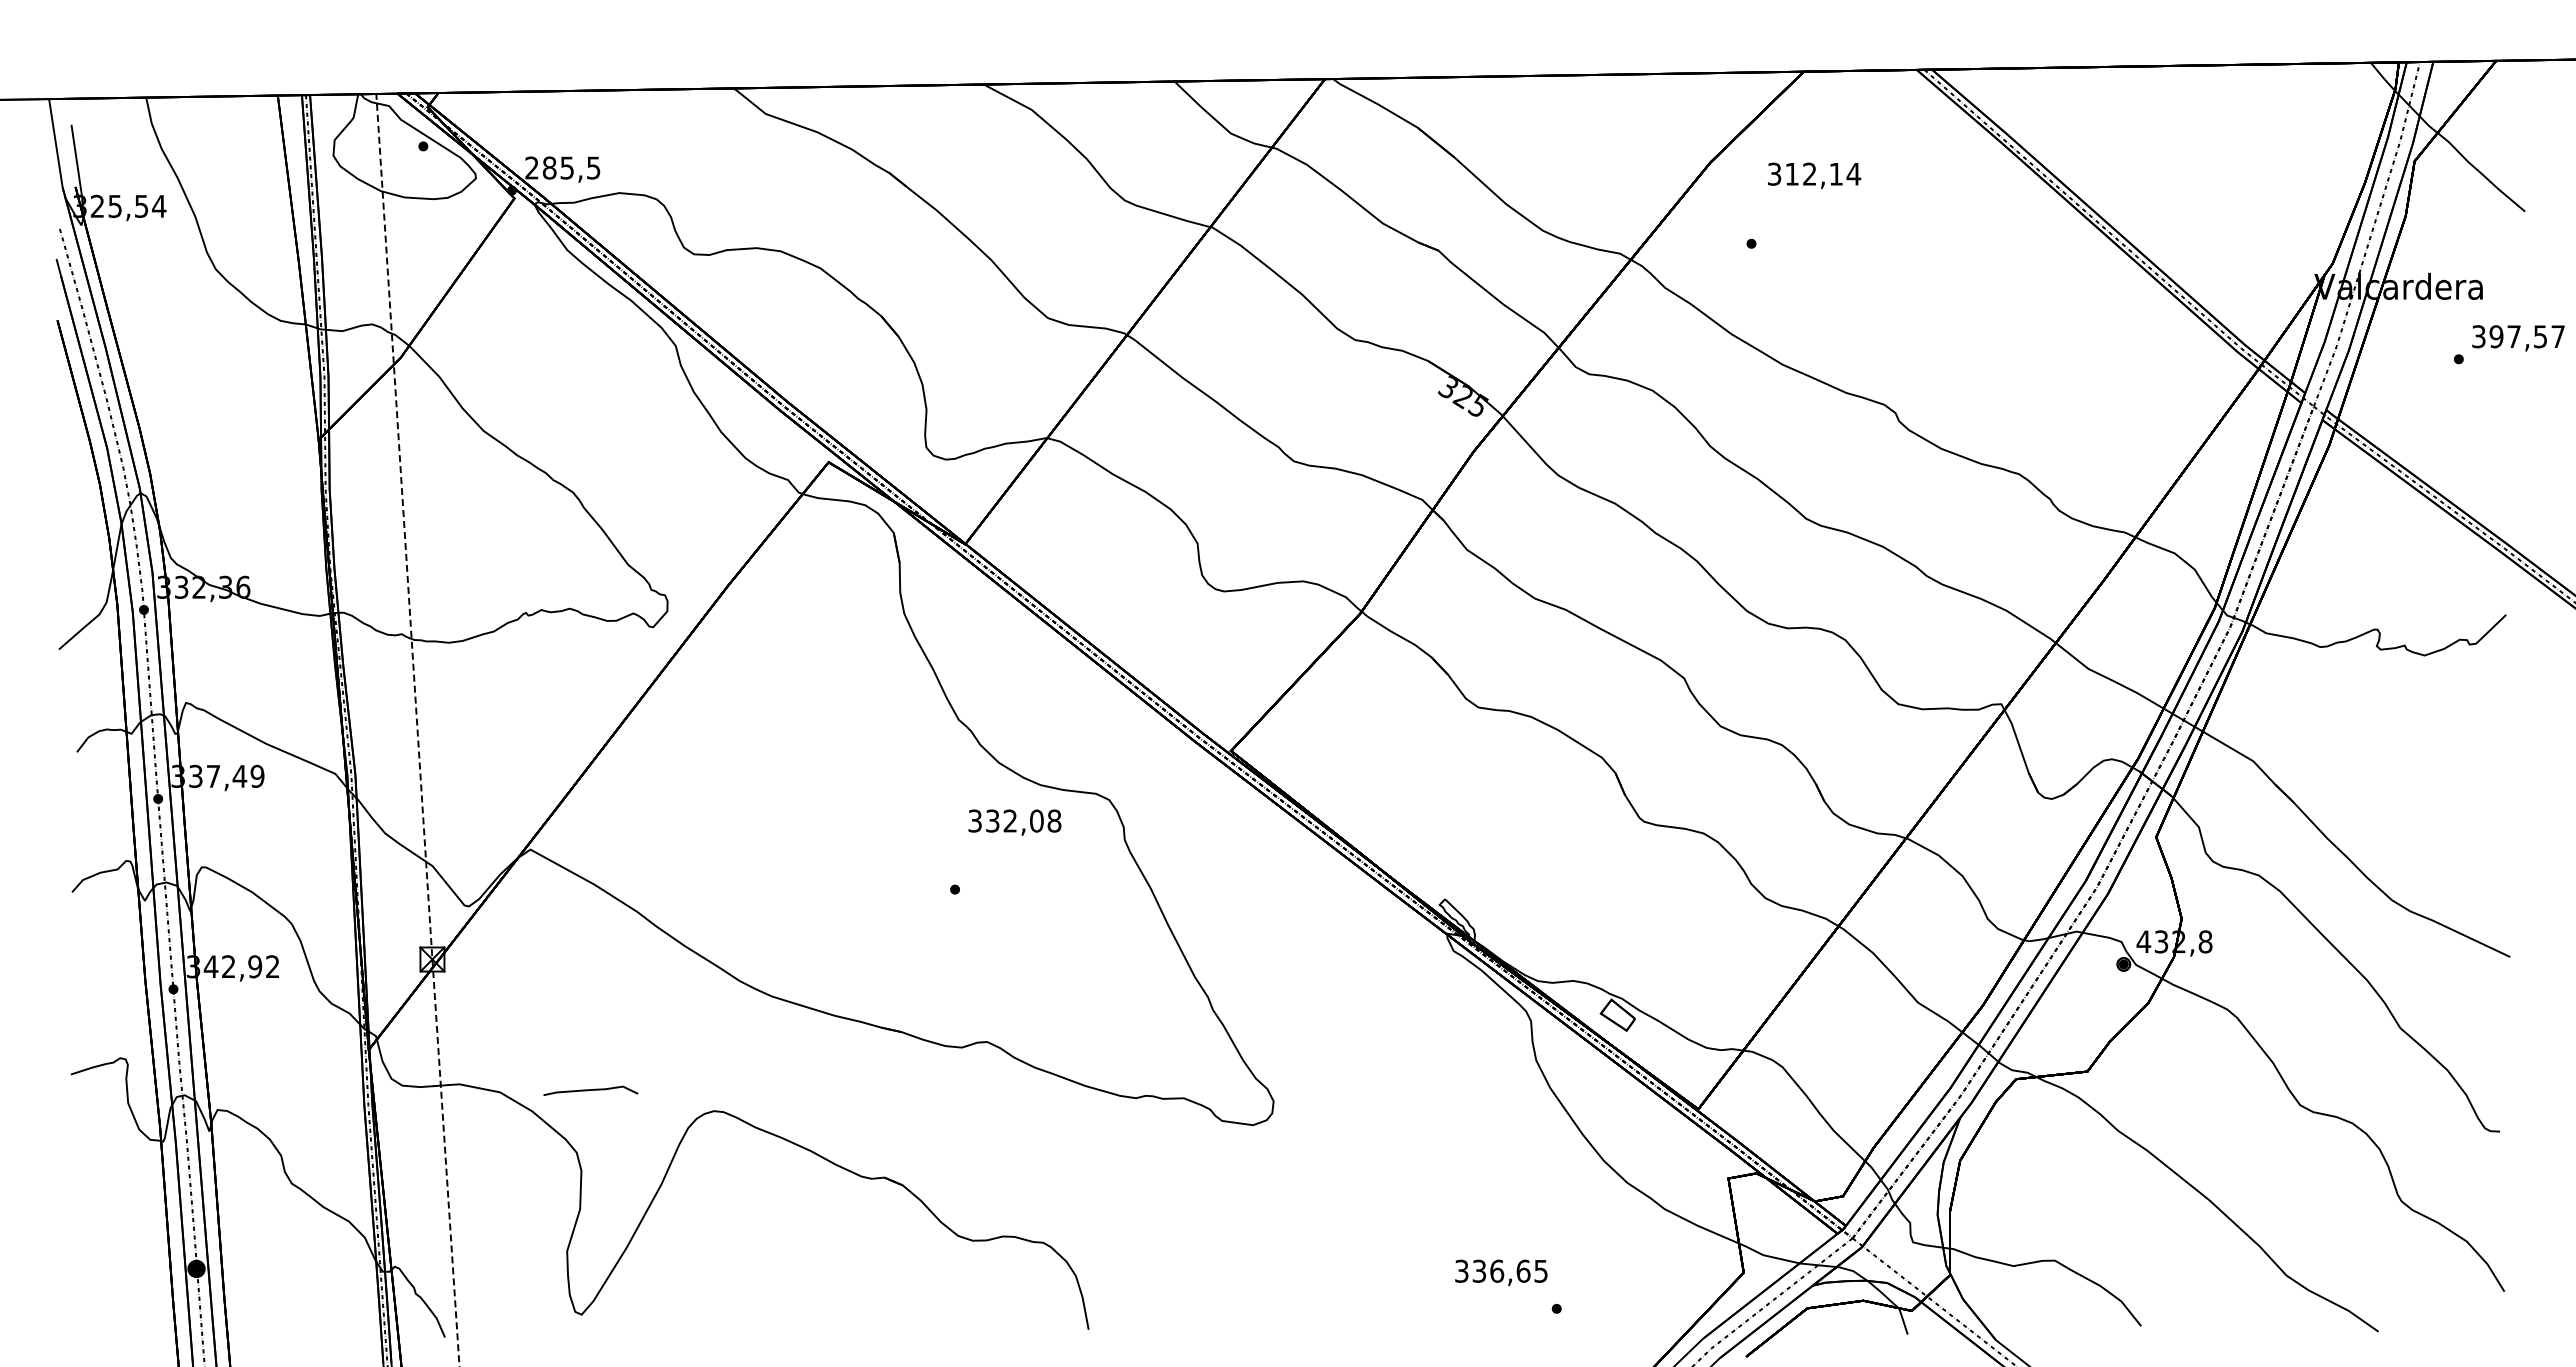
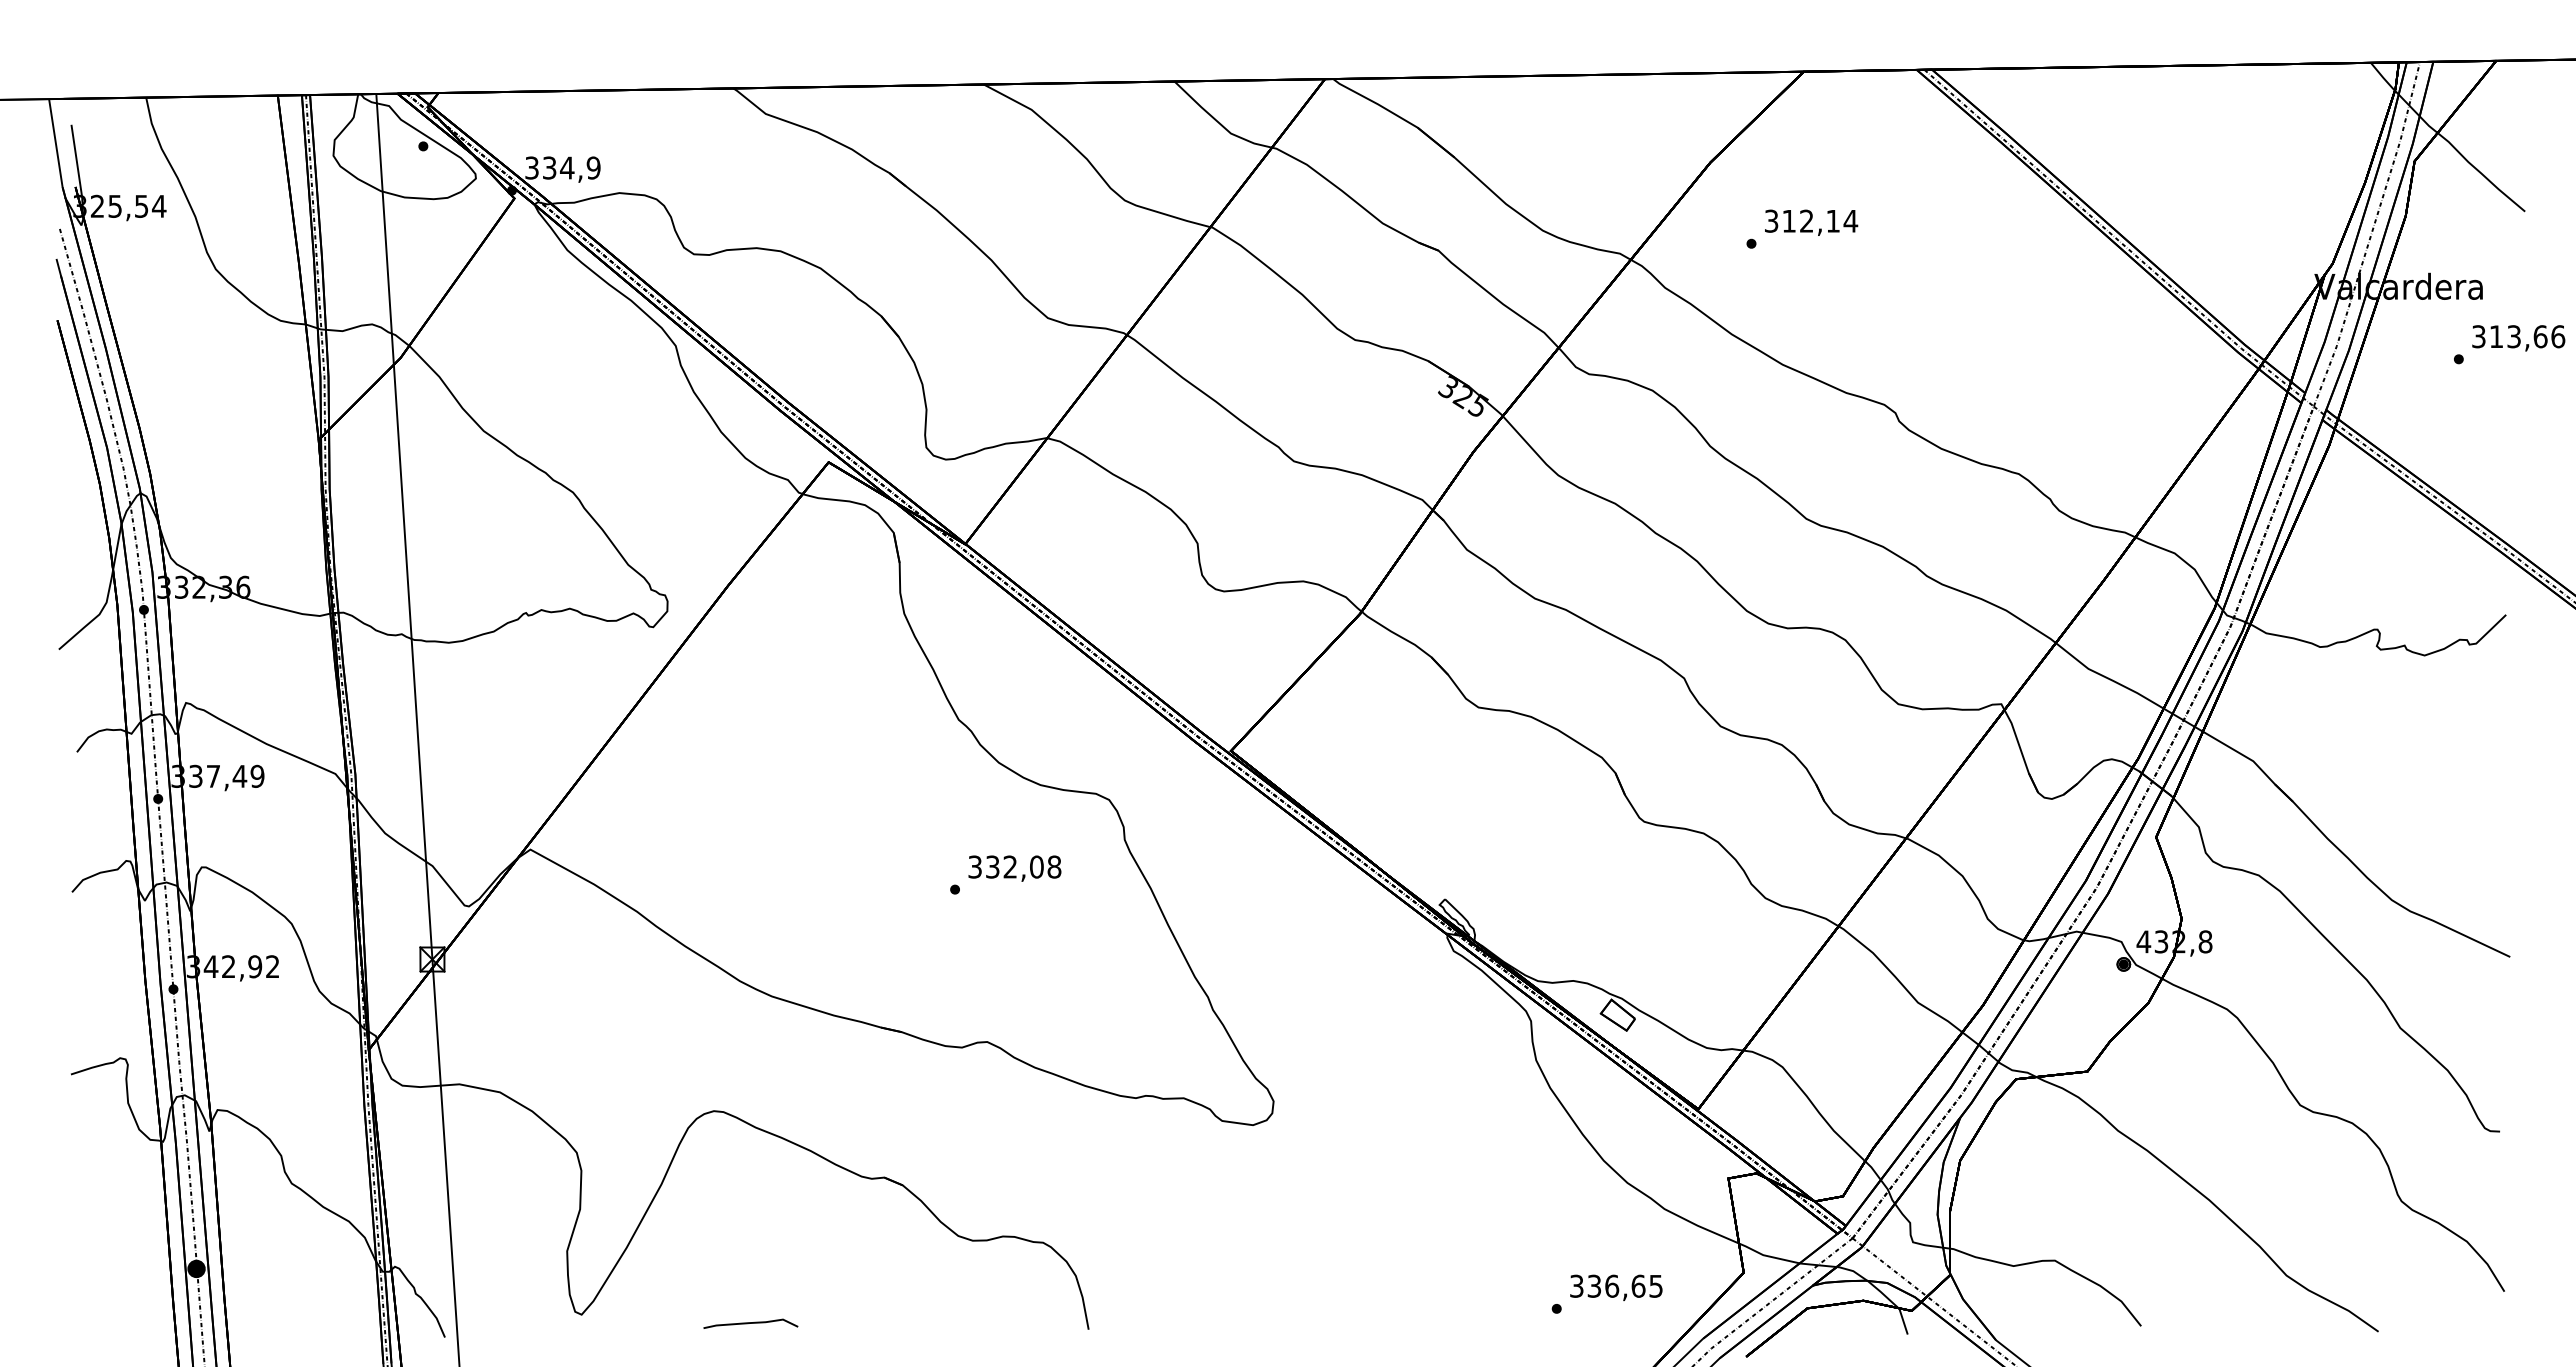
text: 285,5 -> 334,9 (562, 167)
text position: (1814, 175) -> (1811, 222) (1811, 222)
text: 397,57 -> 313,66 (2527, 336)
line: dashed -> solid (417, 730)
text position: (1014, 822) -> (1014, 868) (1014, 868)
curve position: (590, 1090) -> (750, 1323) (750, 1323)
text position: (1501, 1272) -> (1616, 1287) (1616, 1287)
